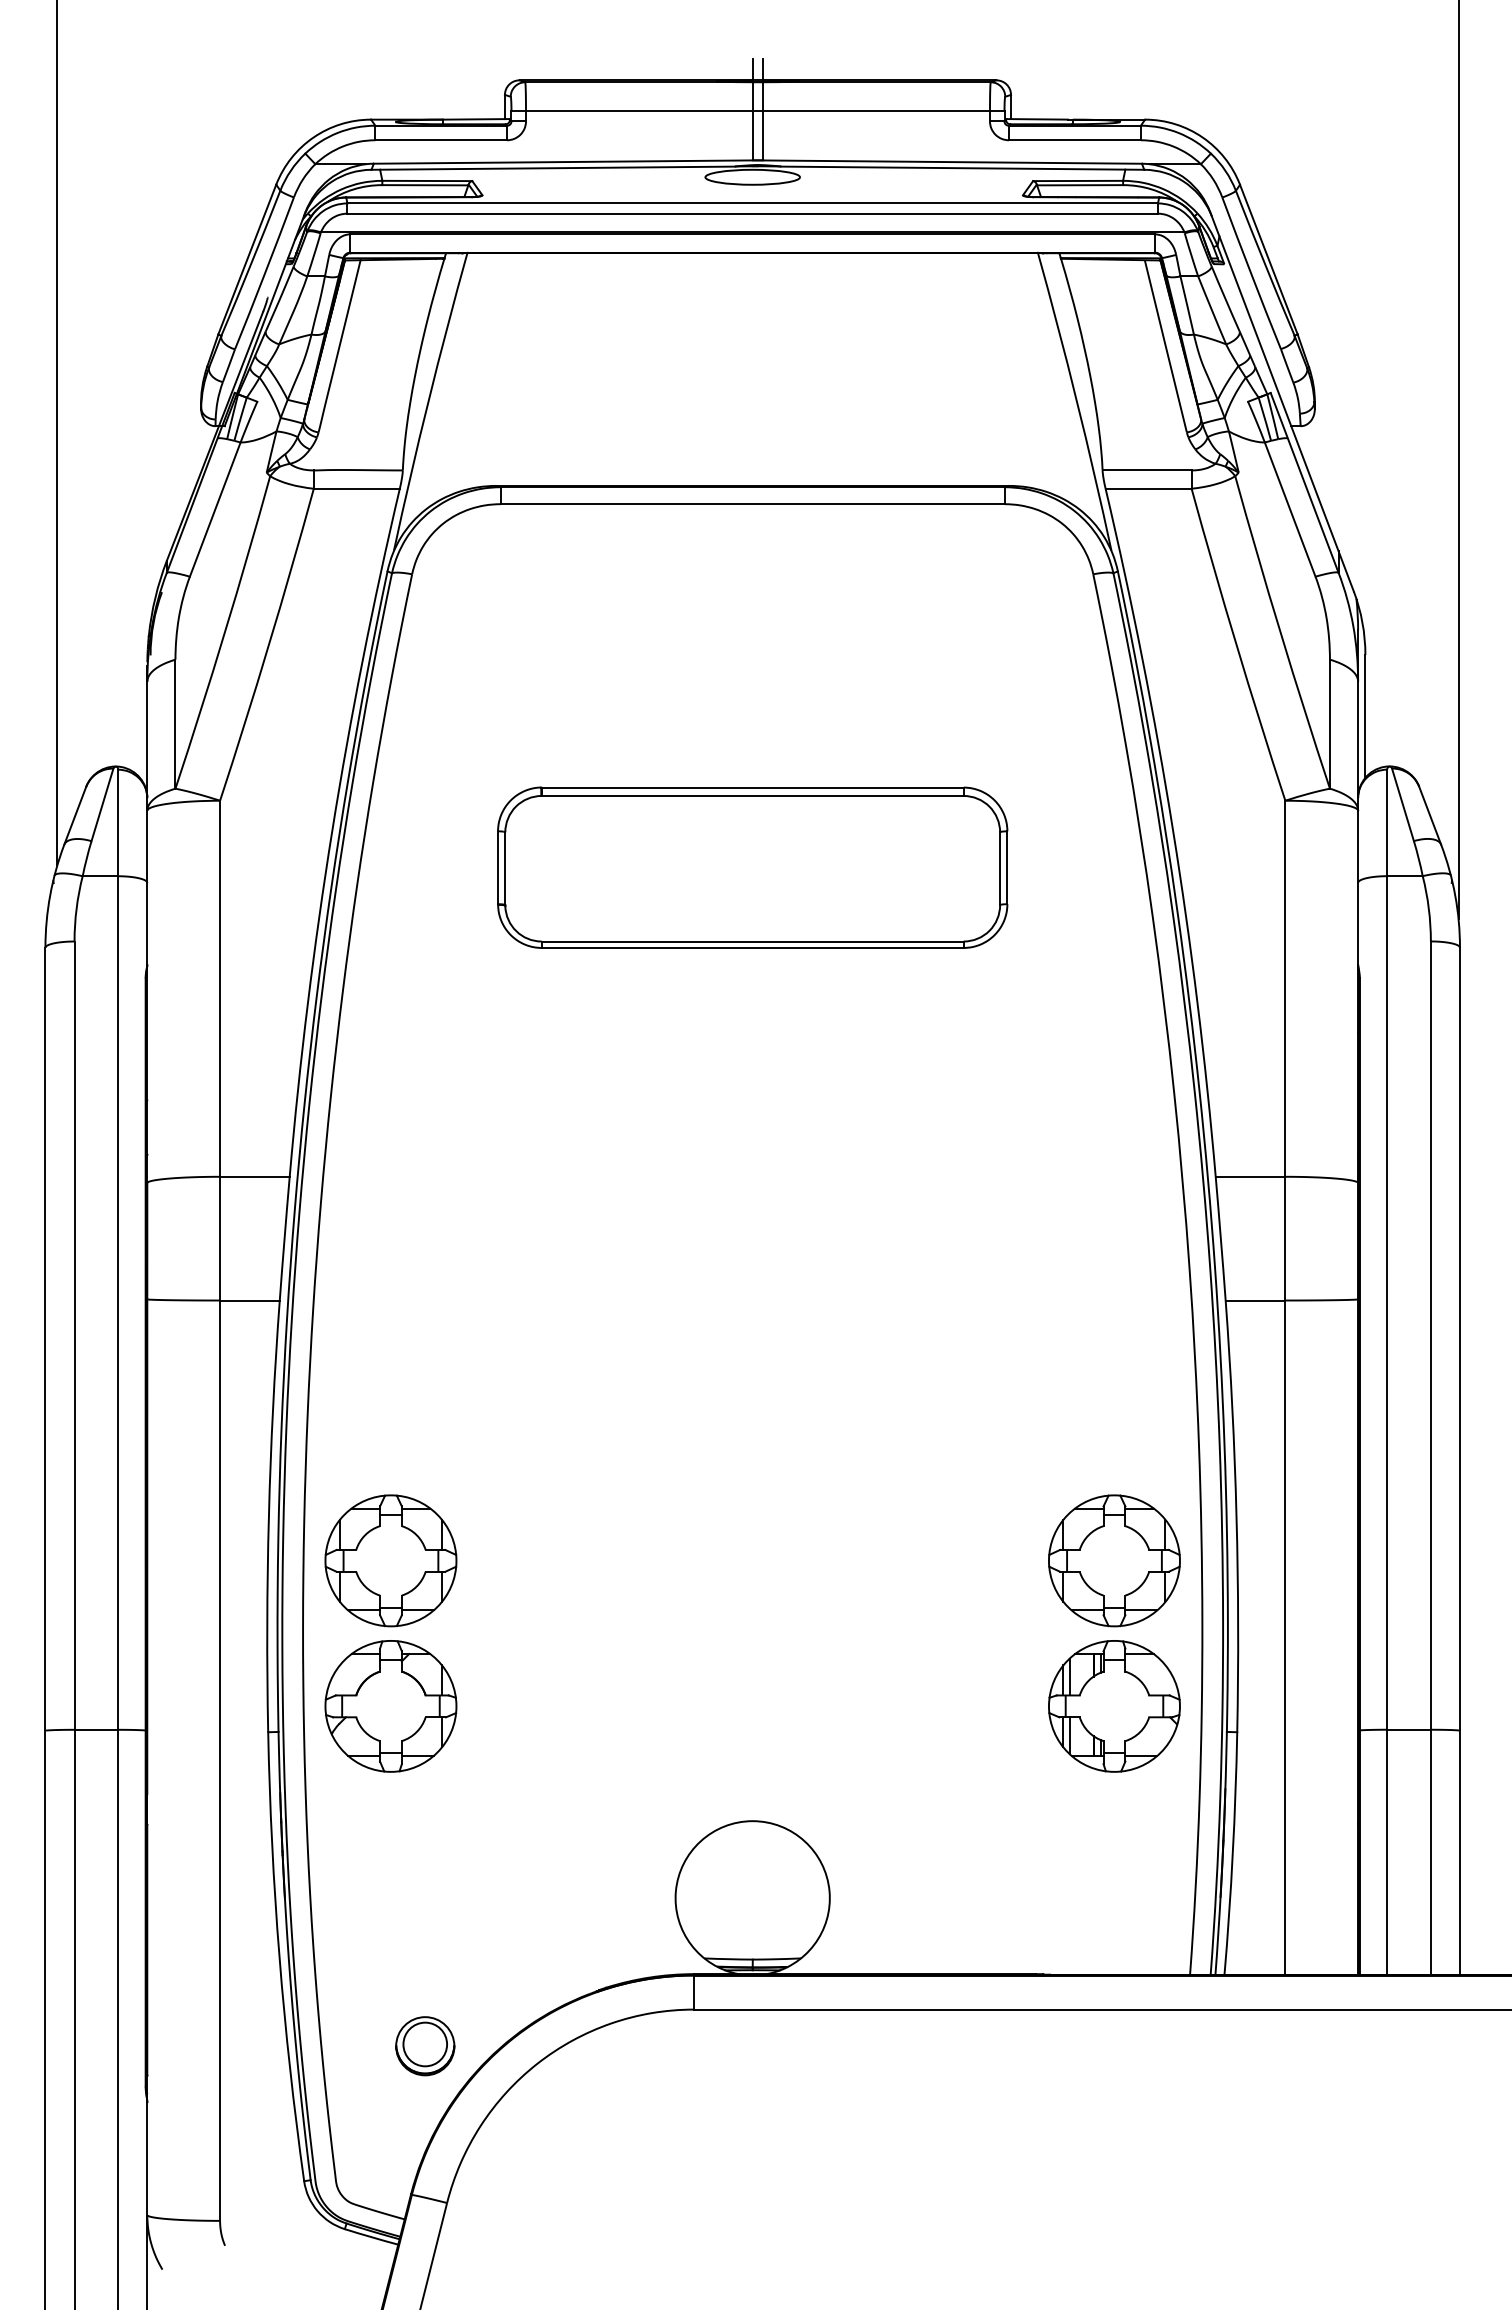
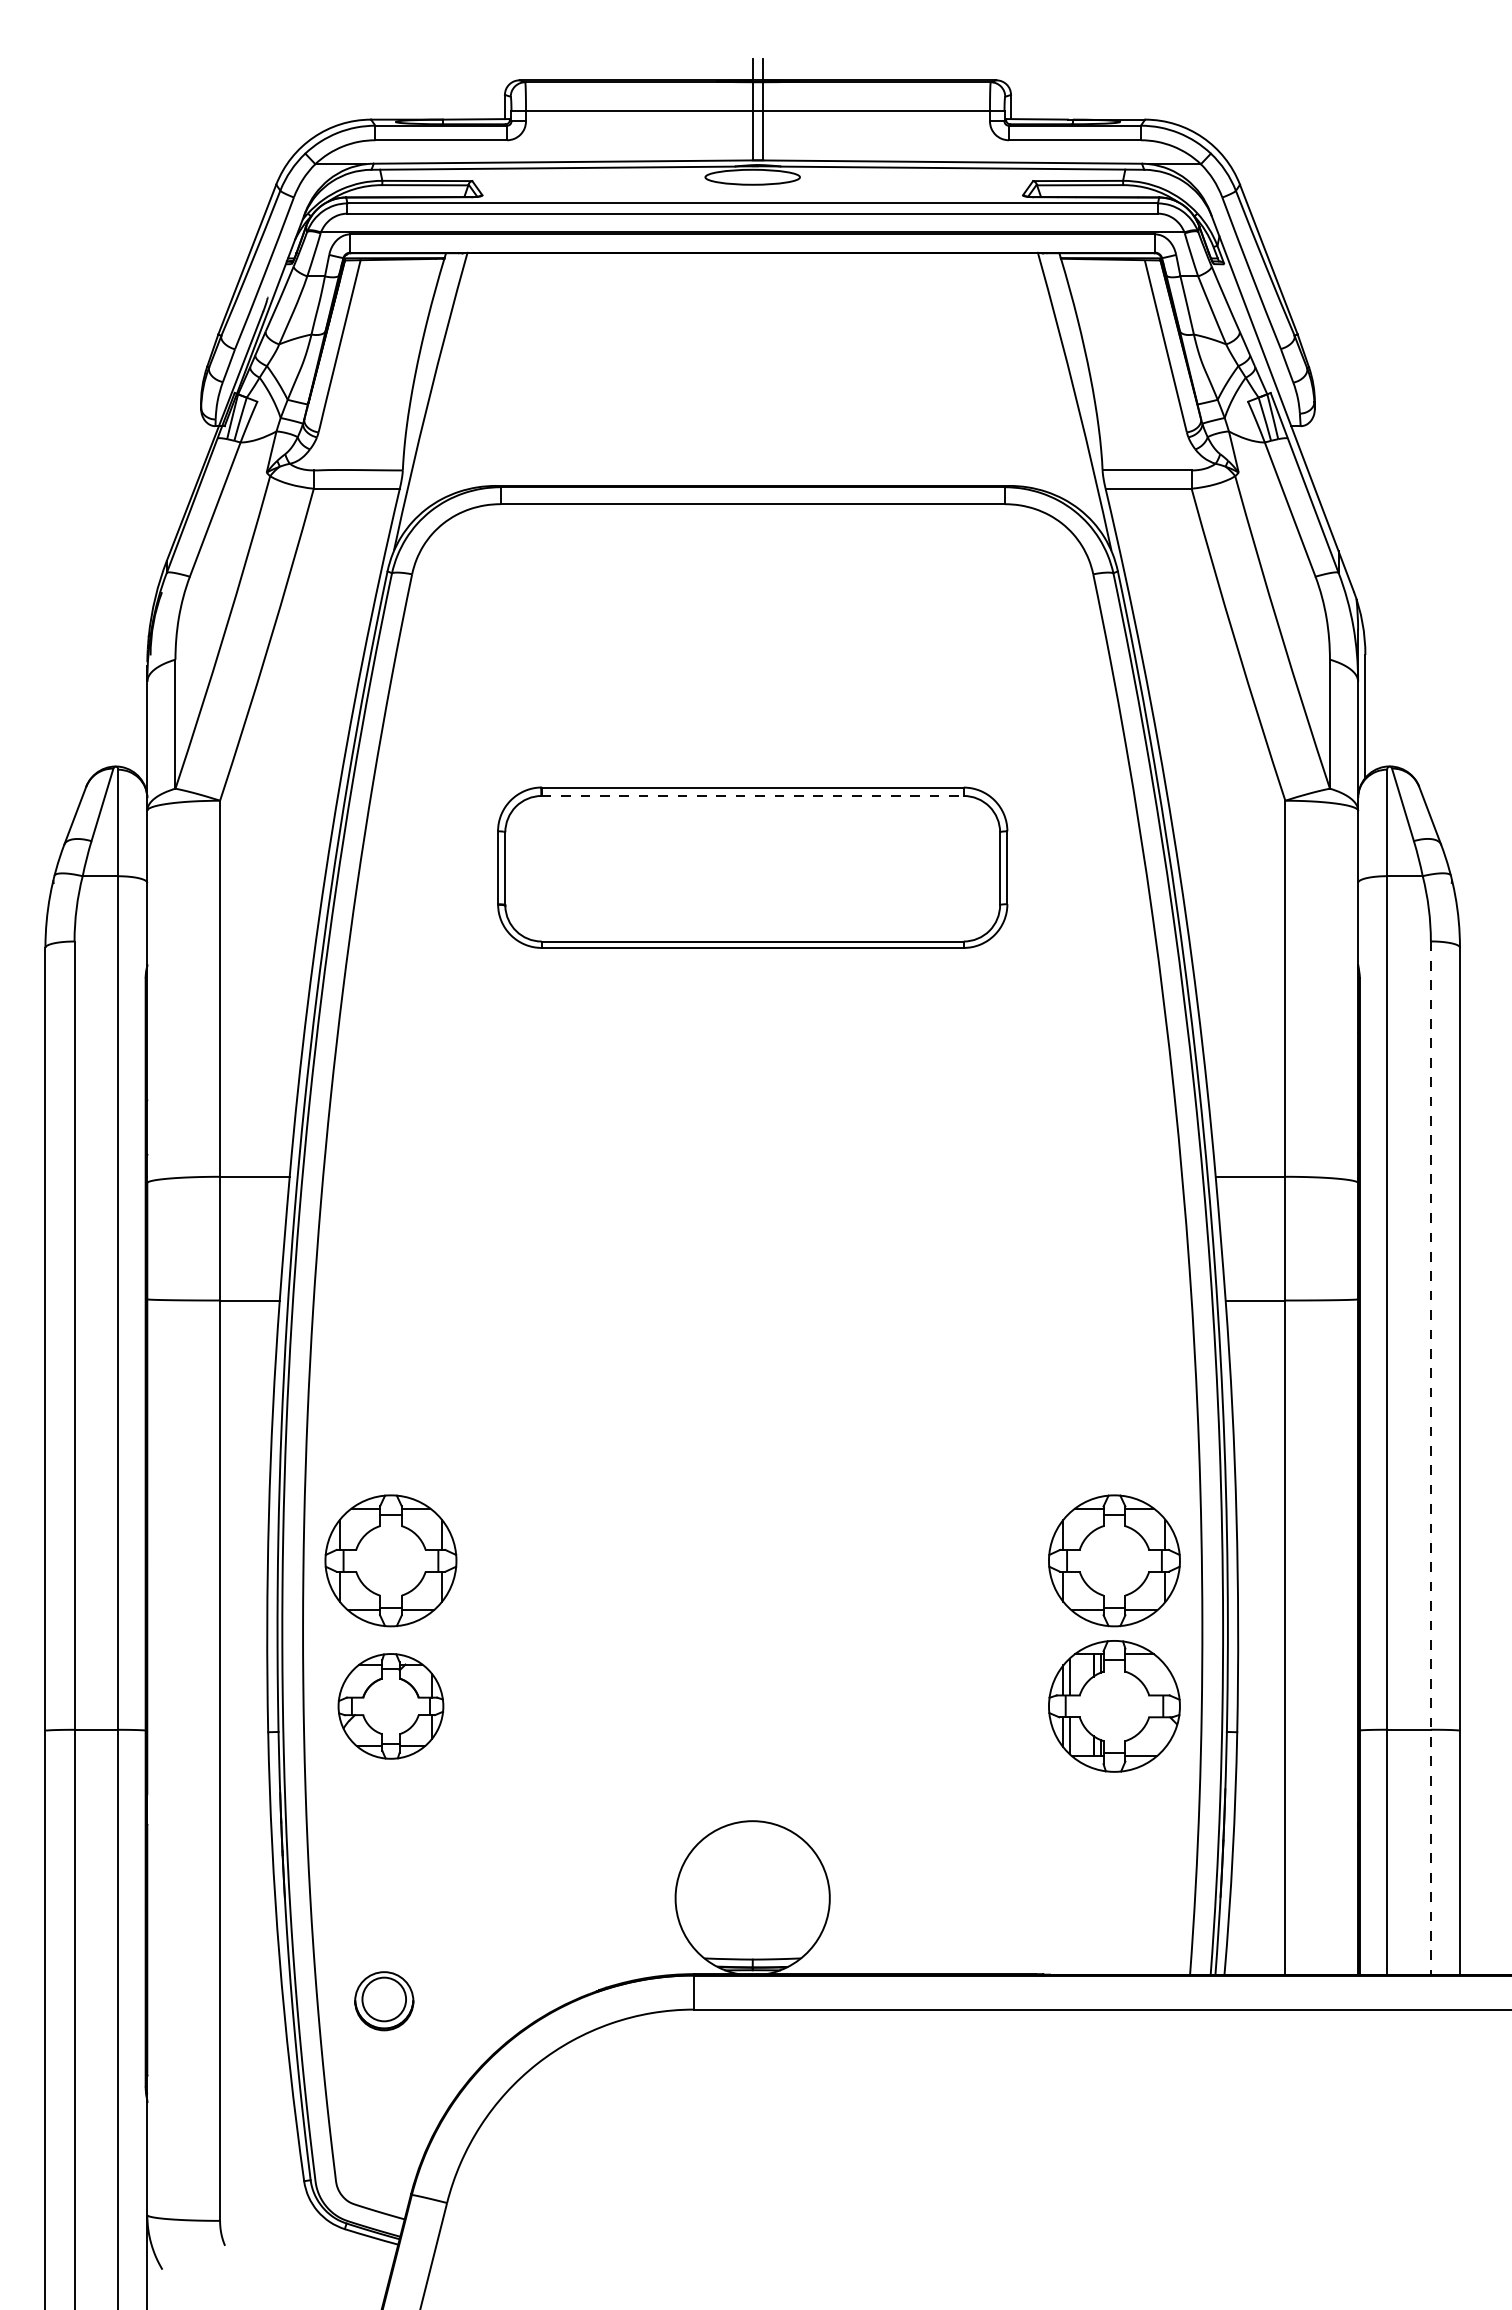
line: present -> none (57, 433)
line: present -> none (1458, 460)
line: solid -> dashed (753, 795)
line: solid -> dashed (1430, 1458)
part size: 134x133 px -> 108x107 px (390, 1706)
part position: (425, 2046) -> (384, 2001) (384, 2001)
